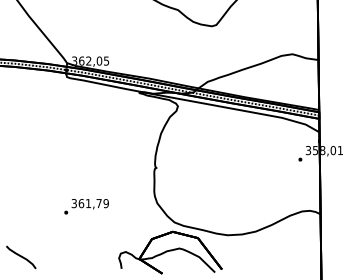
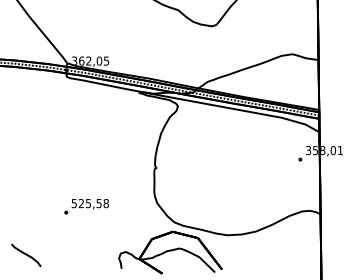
text: 361,79 -> 525,58 (90, 203)
curve position: (21, 257) -> (26, 255) (26, 255)
